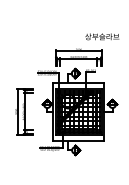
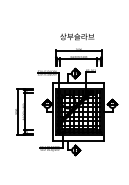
text position: (102, 36) -> (77, 36) (77, 36)
